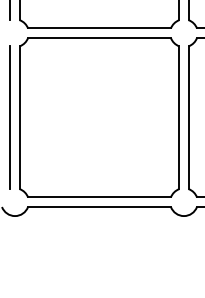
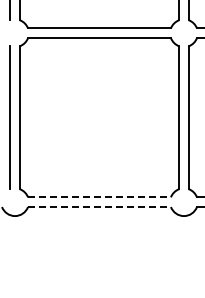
line: solid -> dashed (100, 197)
line: solid -> dashed (100, 207)
